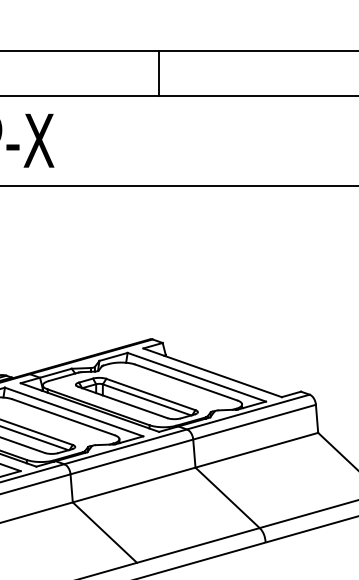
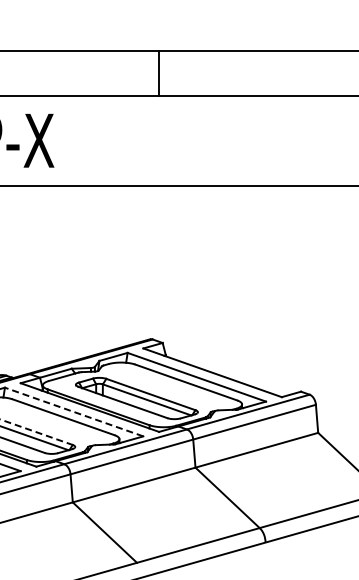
line: solid -> dashed (73, 411)
line: solid -> dashed (37, 432)
